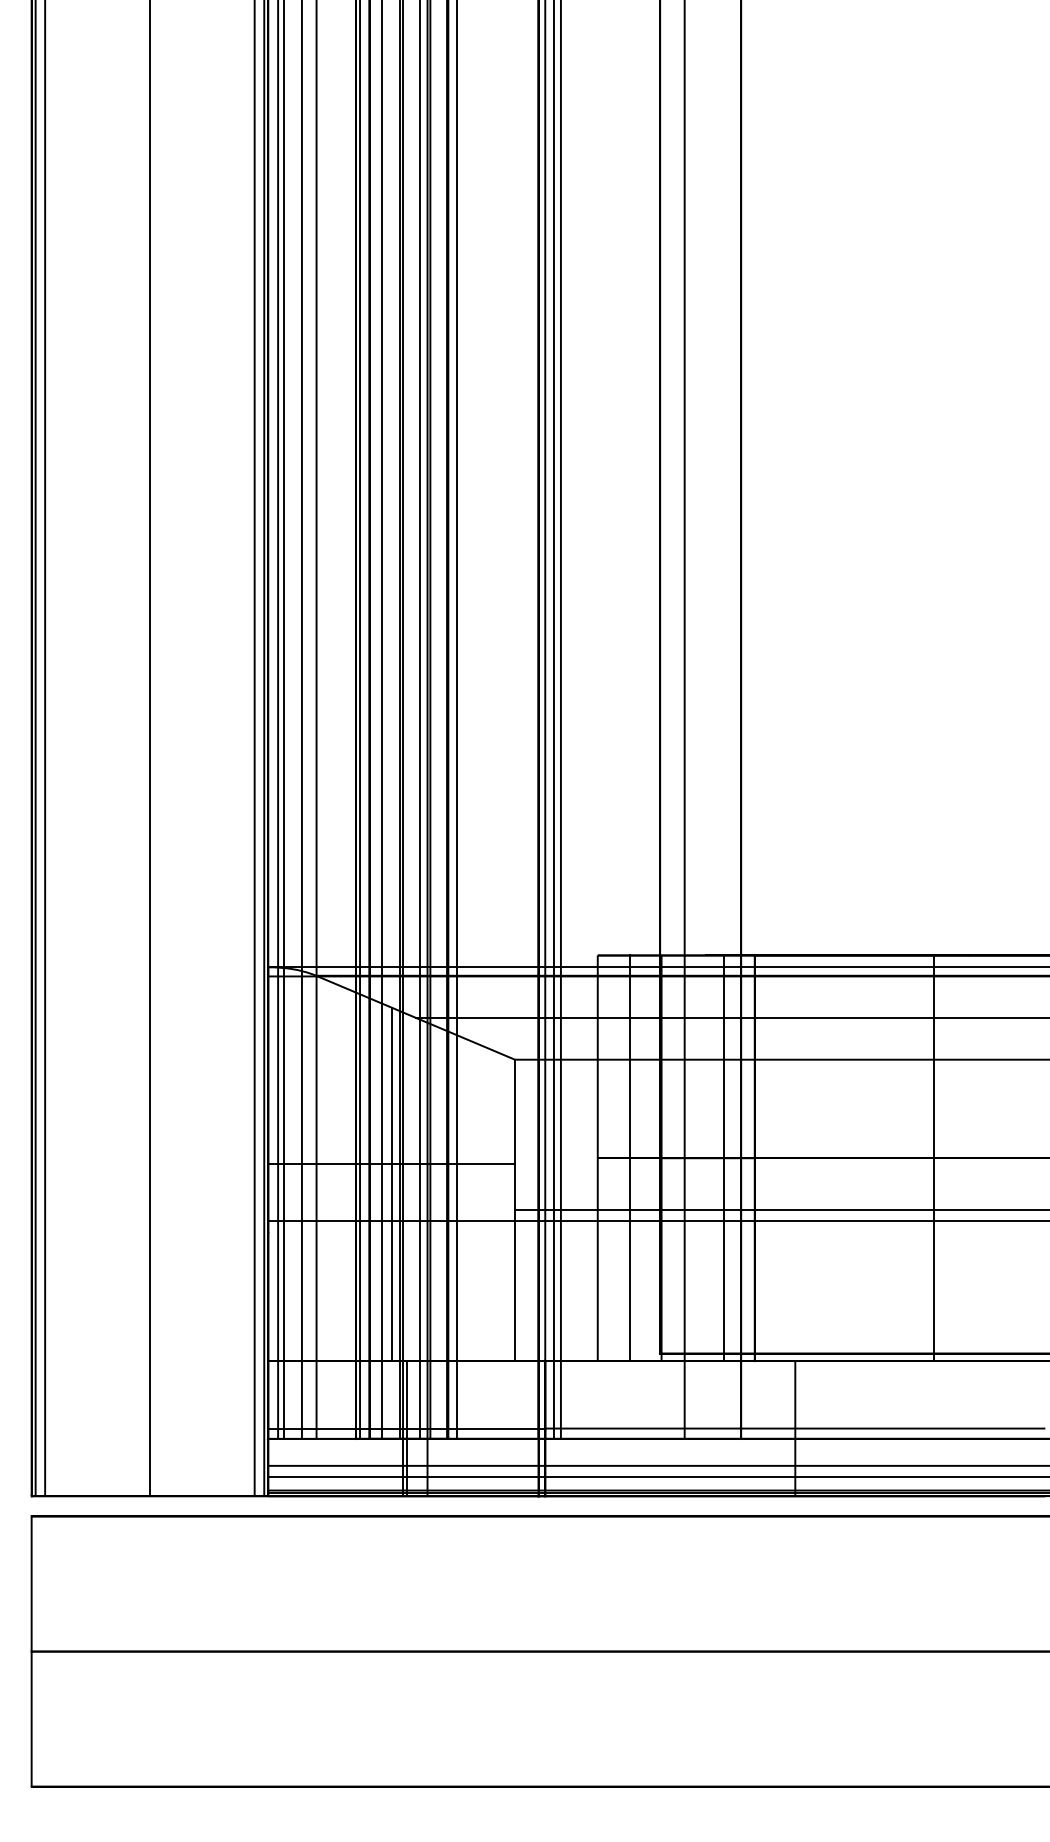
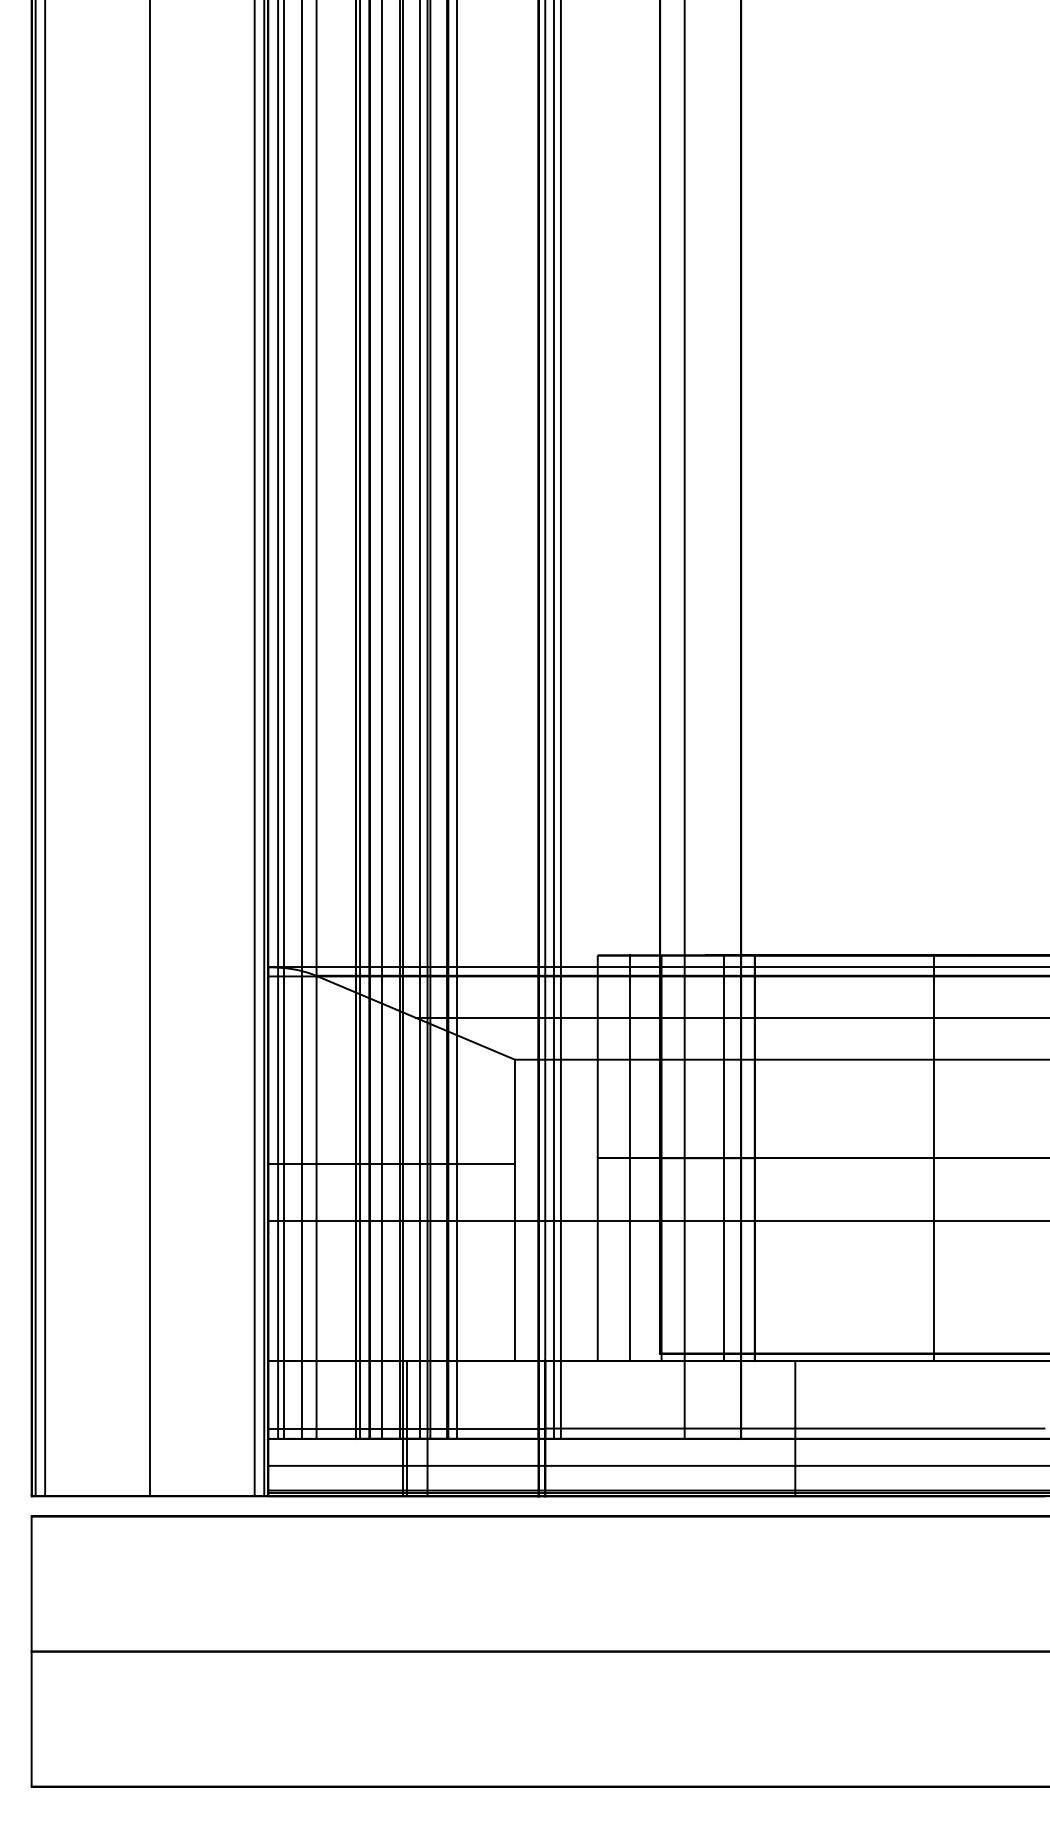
line: present -> none (391, 1183)
line: present -> none (780, 1210)
line: present -> none (657, 1477)
